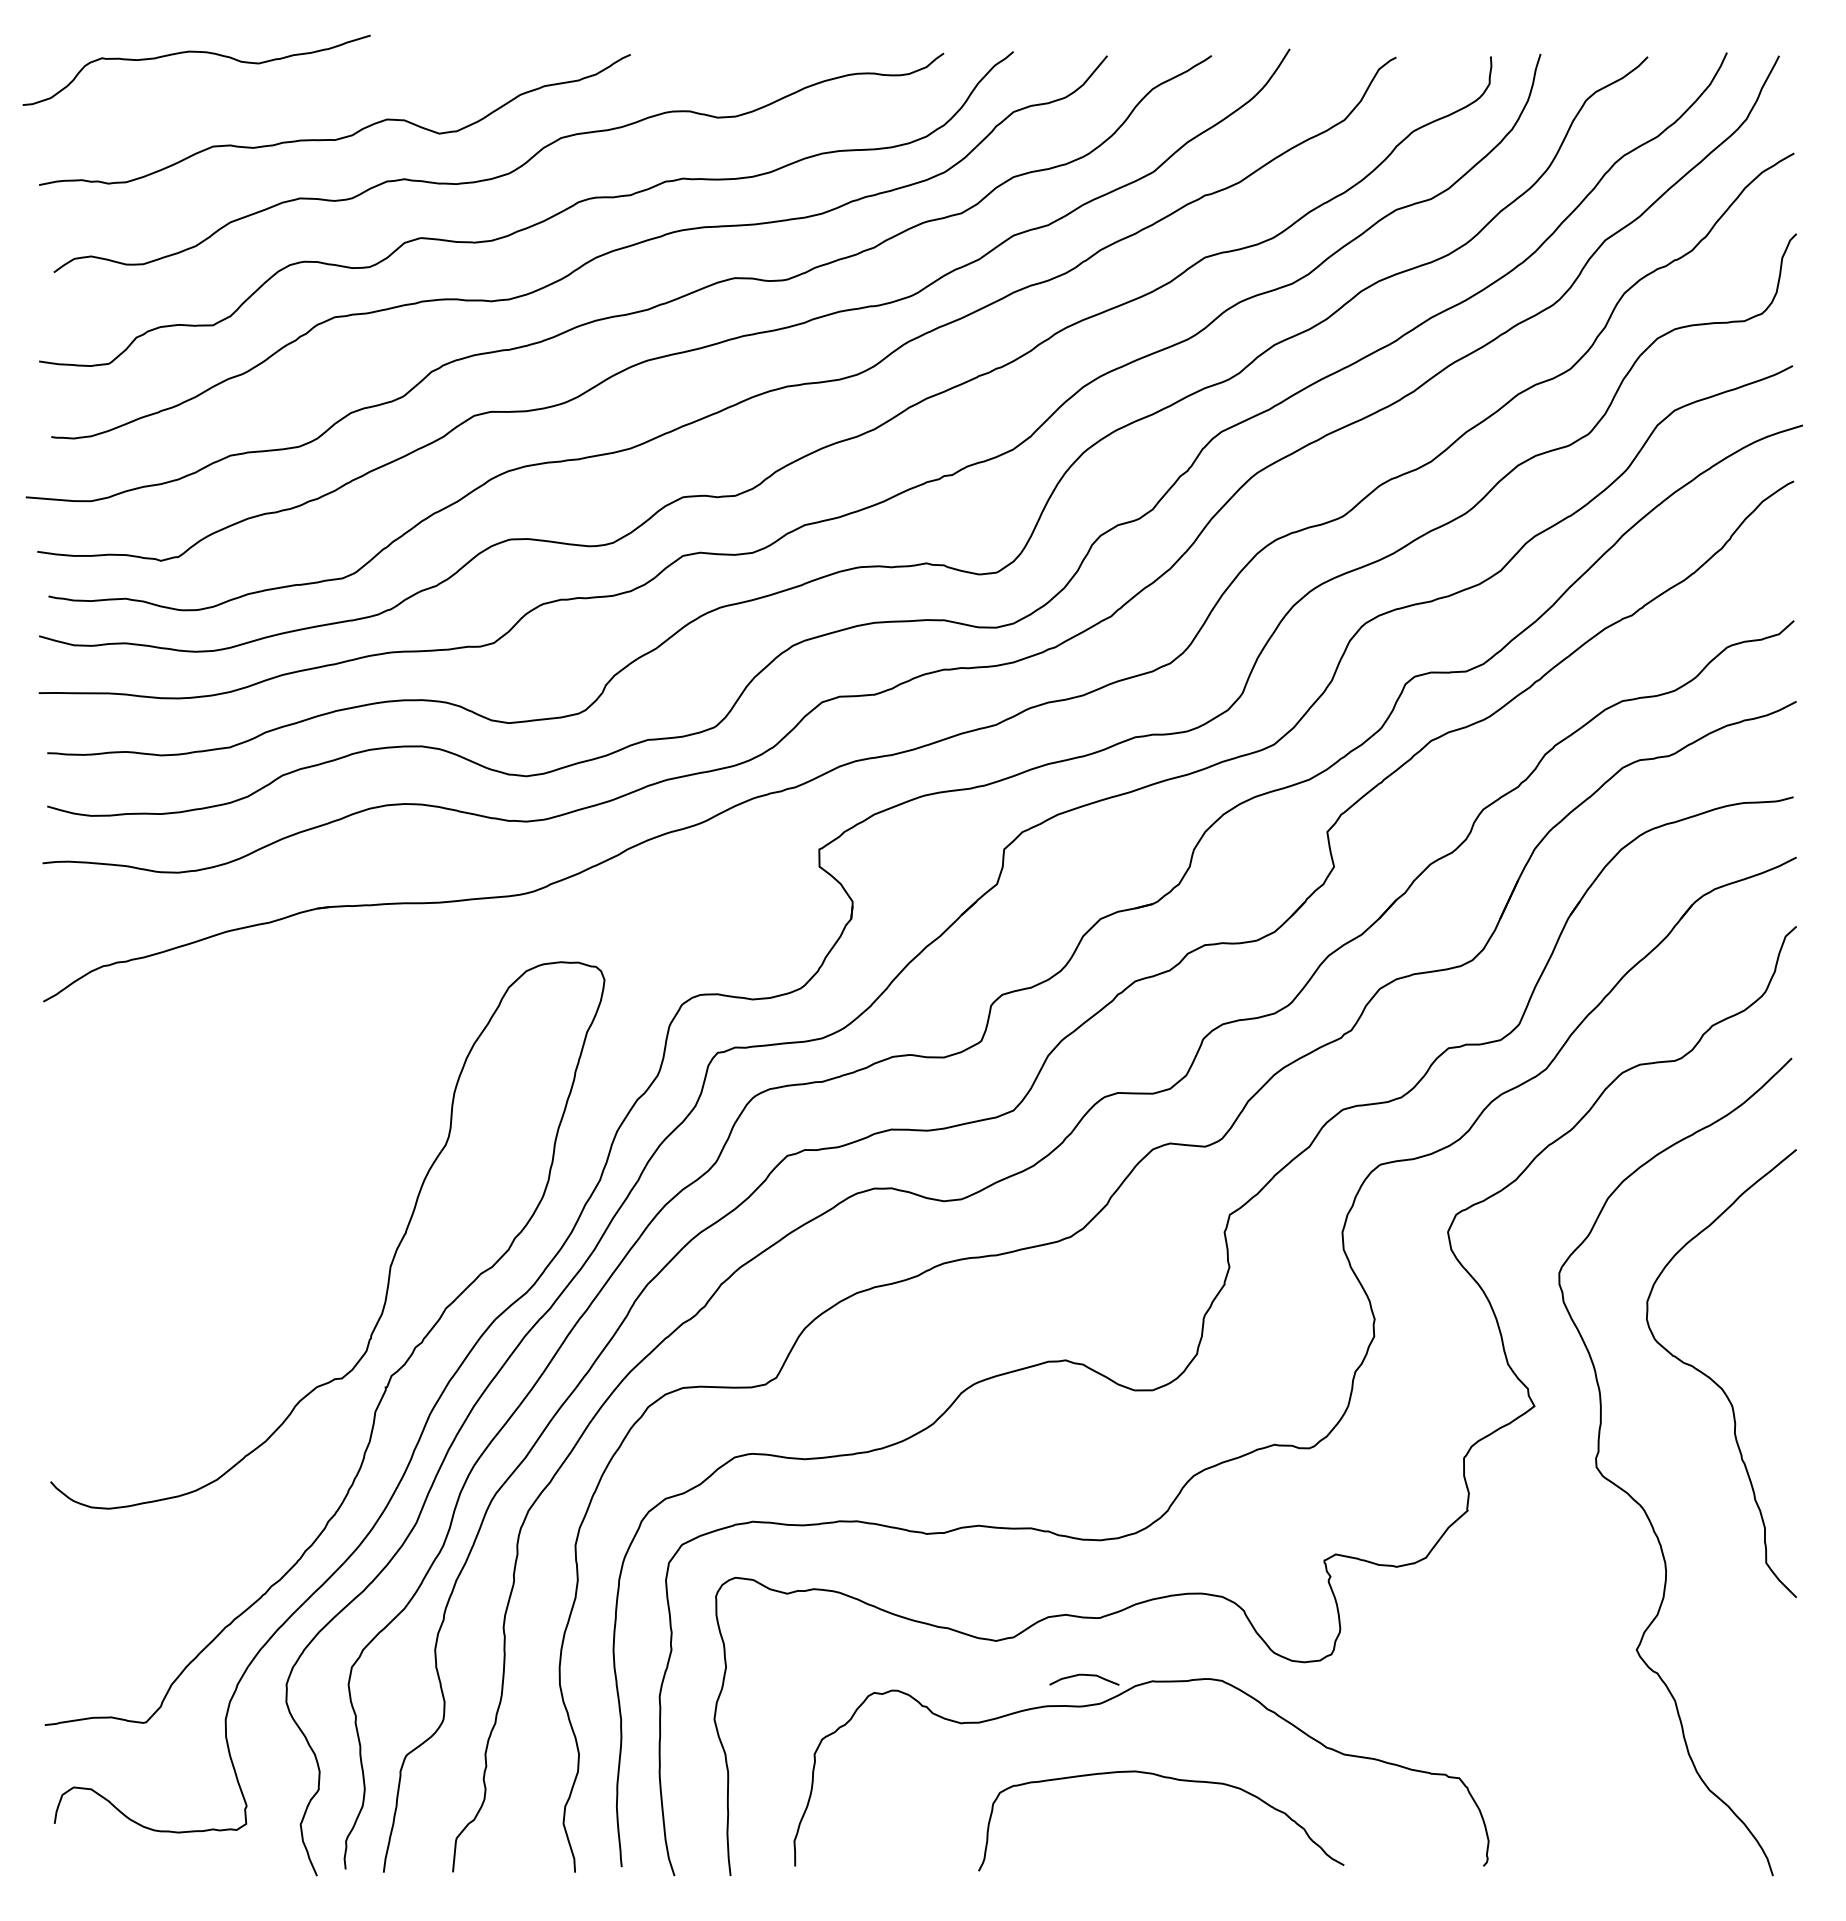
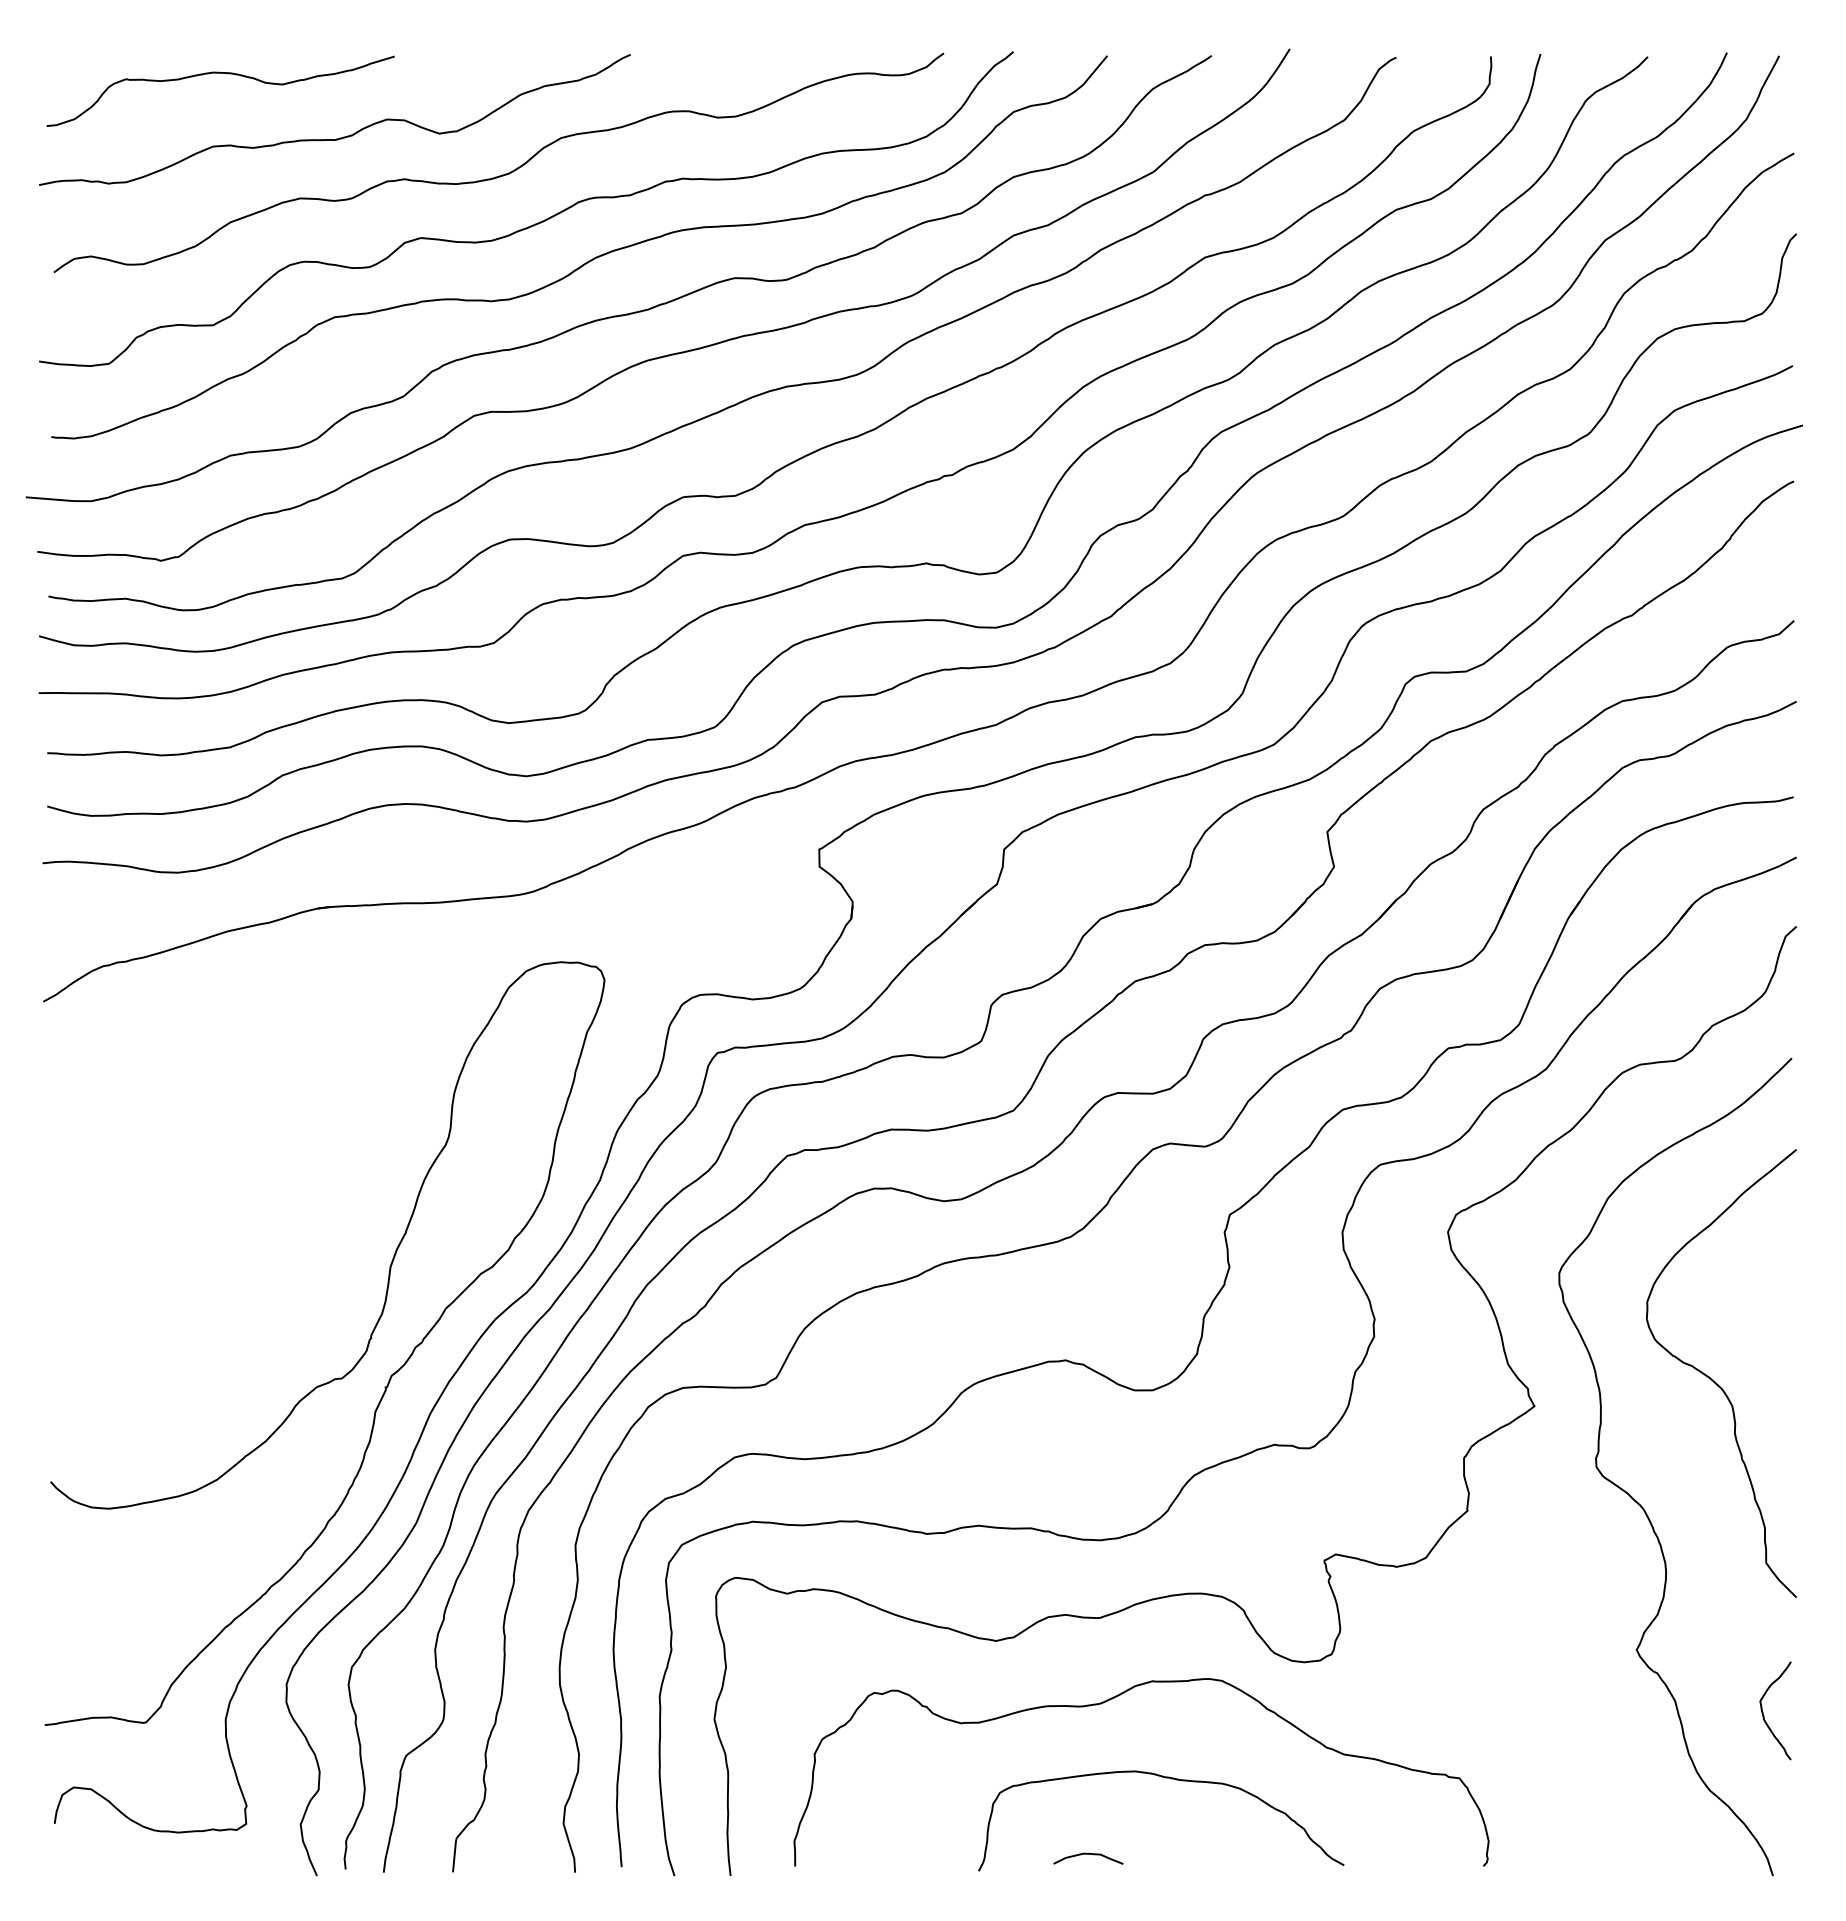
curve position: (196, 52) -> (220, 73) (220, 73)
curve position: (1084, 1675) -> (1088, 1854) (1088, 1854)
curve: none -> present (1763, 1711)
